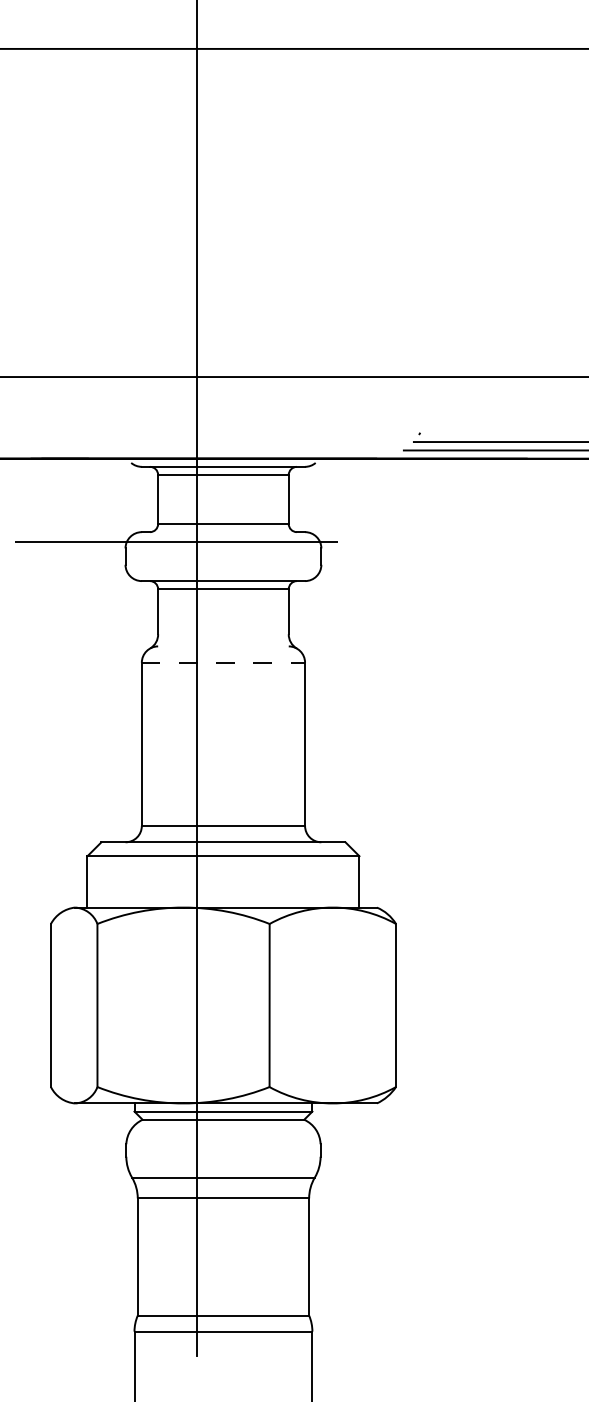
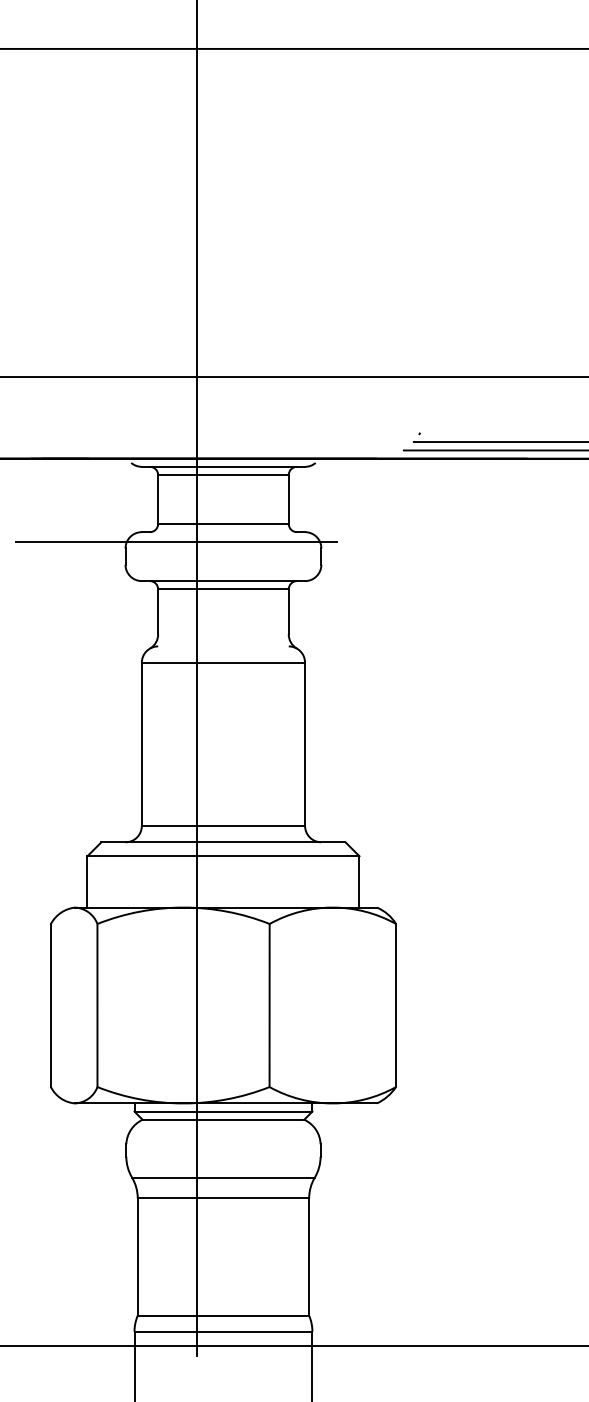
line: dashed -> solid (223, 662)
line: none -> present (293, 1345)
